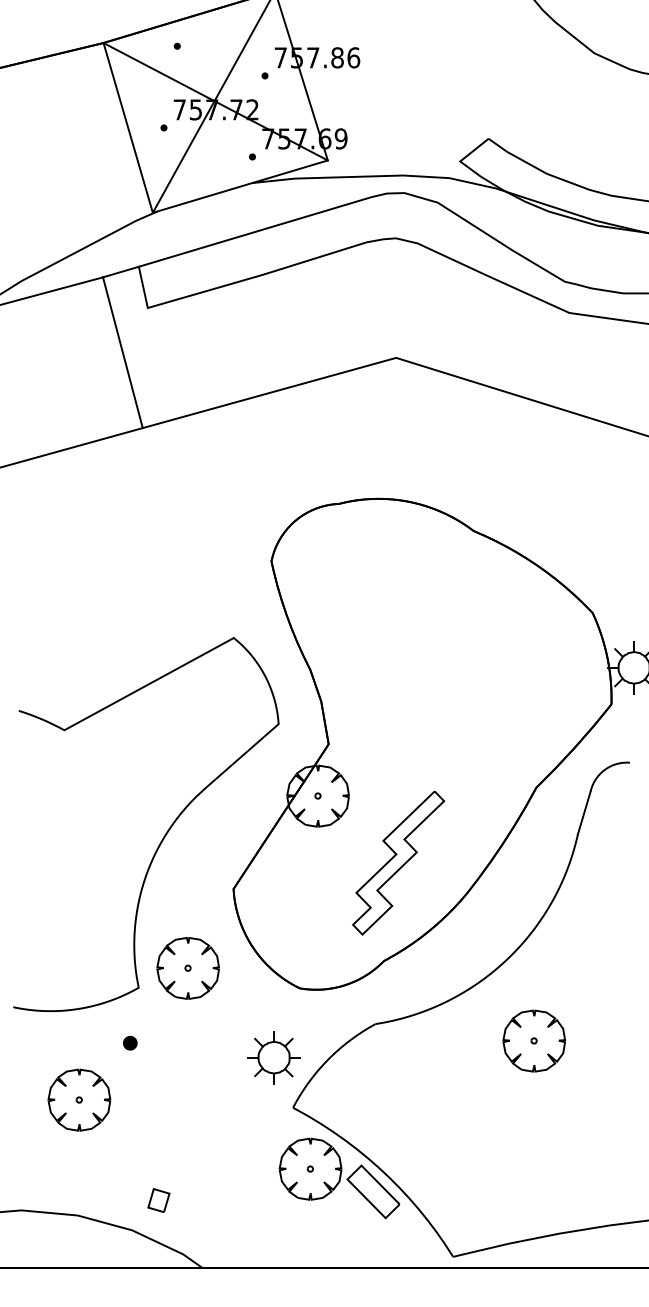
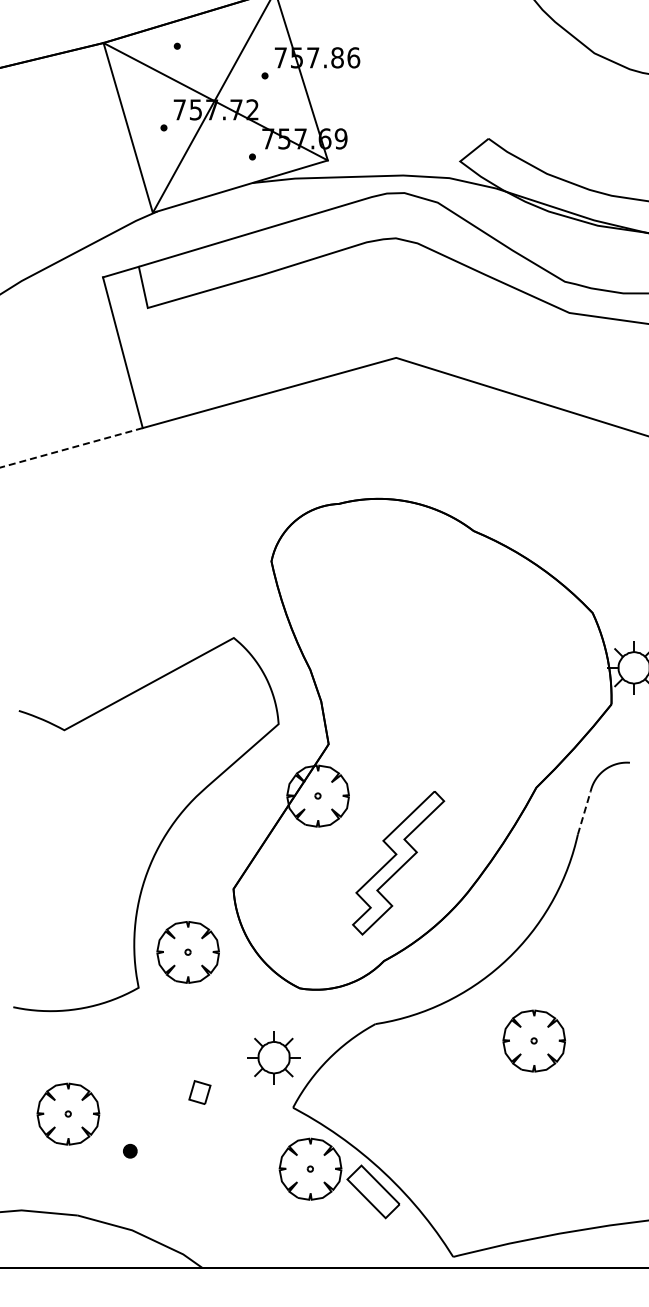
line: present -> none (52, 290)
line: solid -> dashed (71, 447)
line: solid -> dashed (584, 812)
part position: (187, 968) -> (187, 952) (187, 952)
part position: (130, 1042) -> (130, 1150) (130, 1150)
part position: (79, 1099) -> (68, 1113) (68, 1113)
part position: (158, 1200) -> (199, 1092) (199, 1092)
